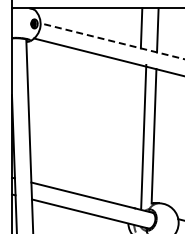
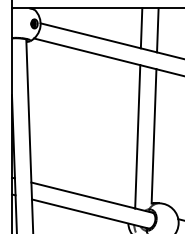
line: dashed -> solid (112, 41)
line position: (143, 136) -> (137, 136) (137, 136)
